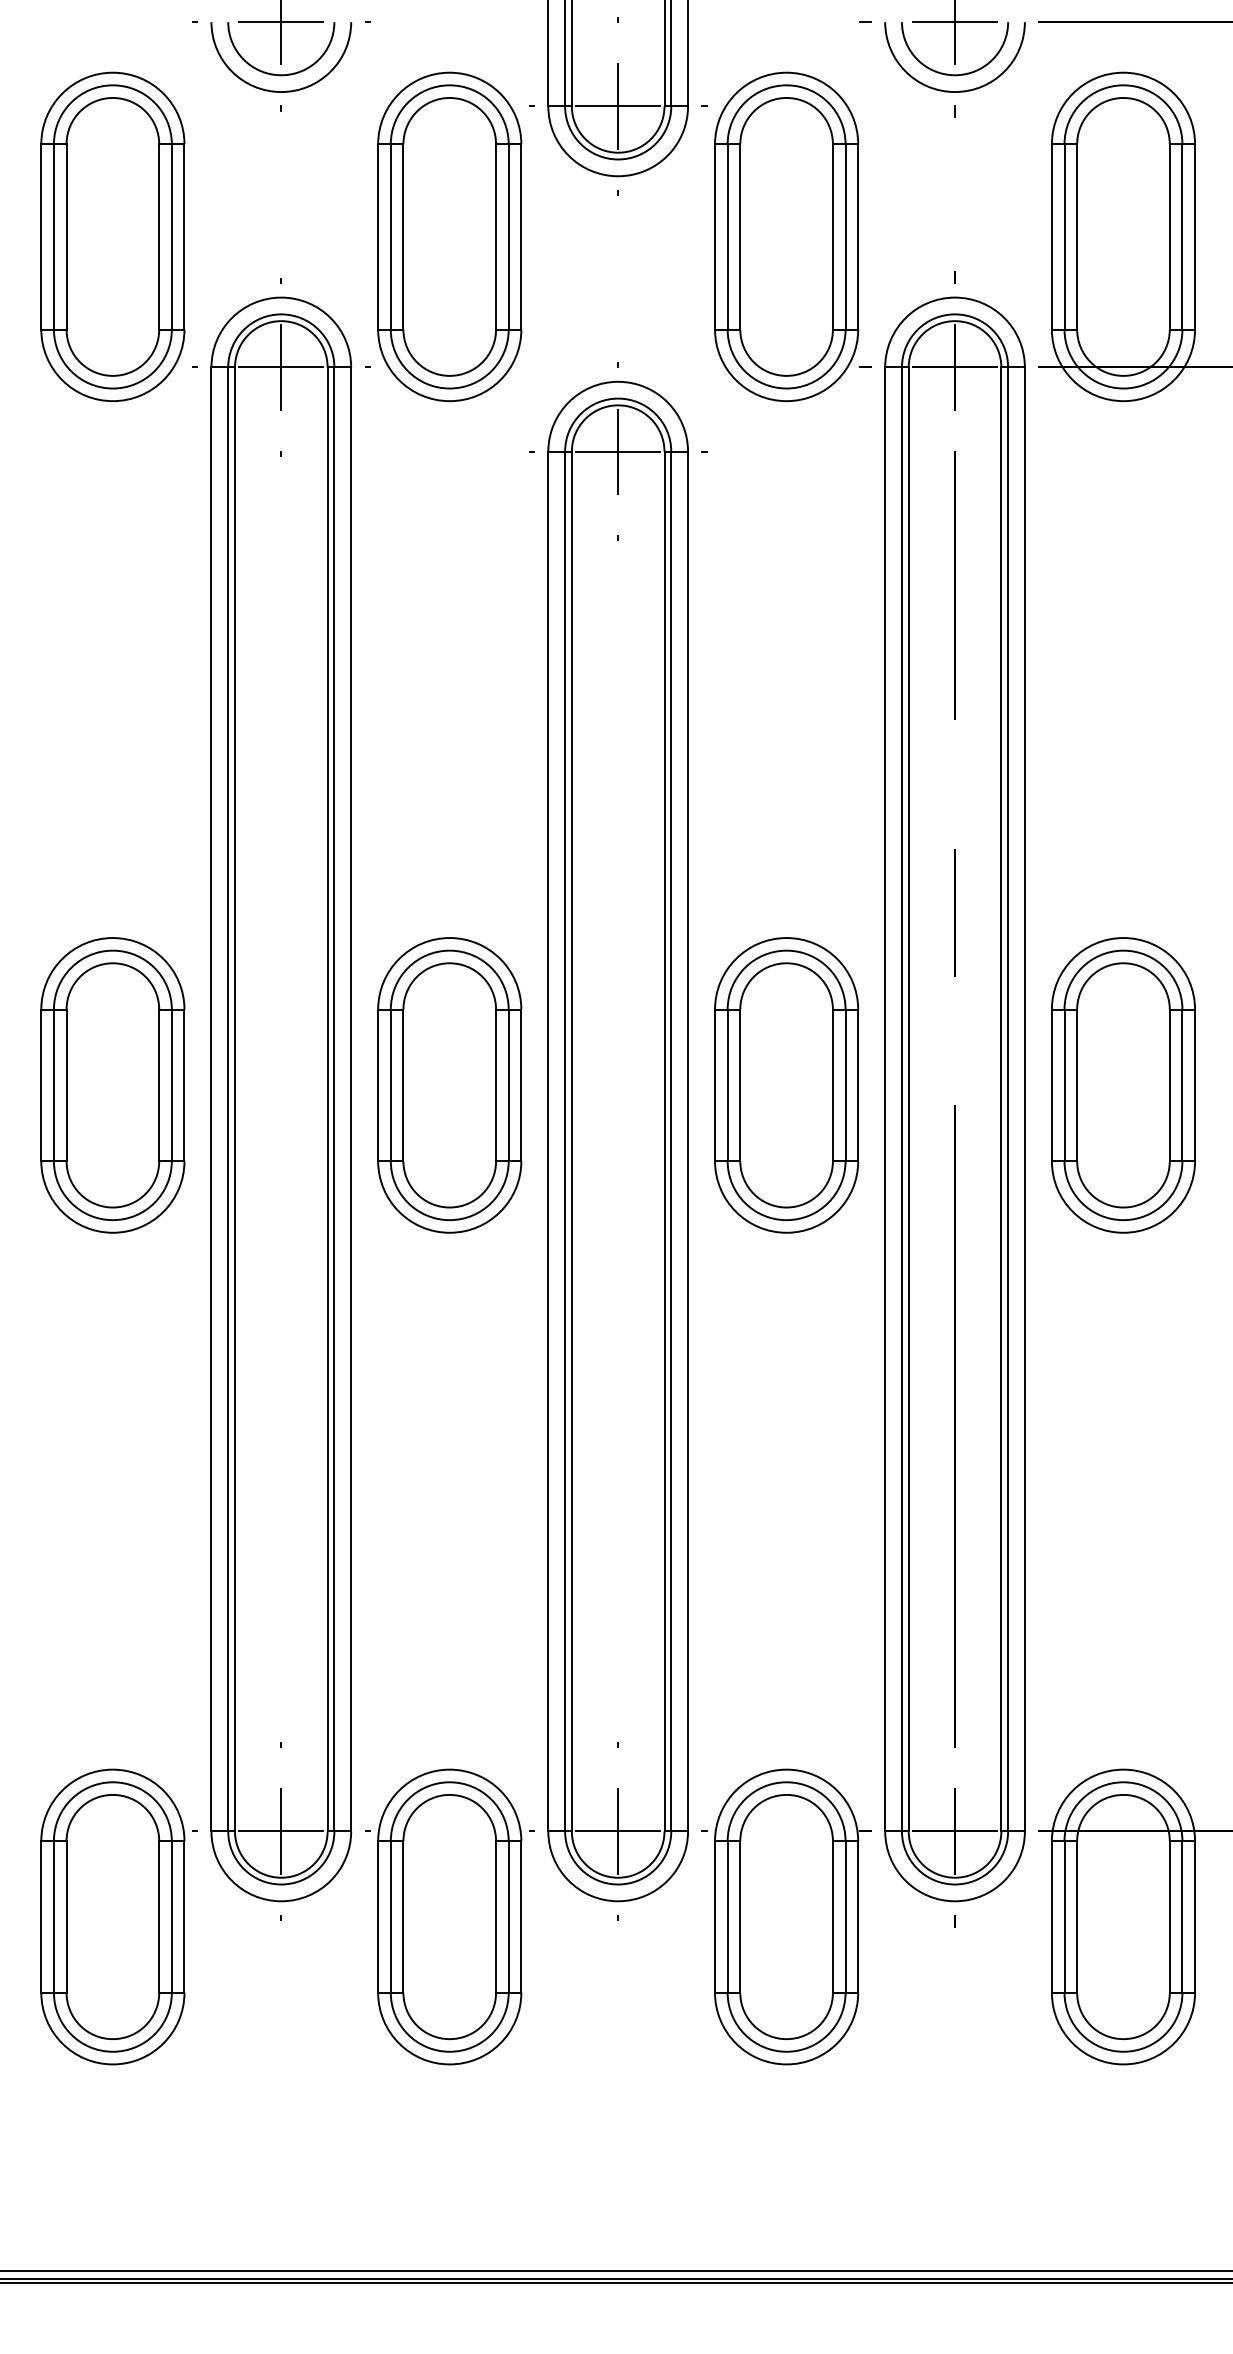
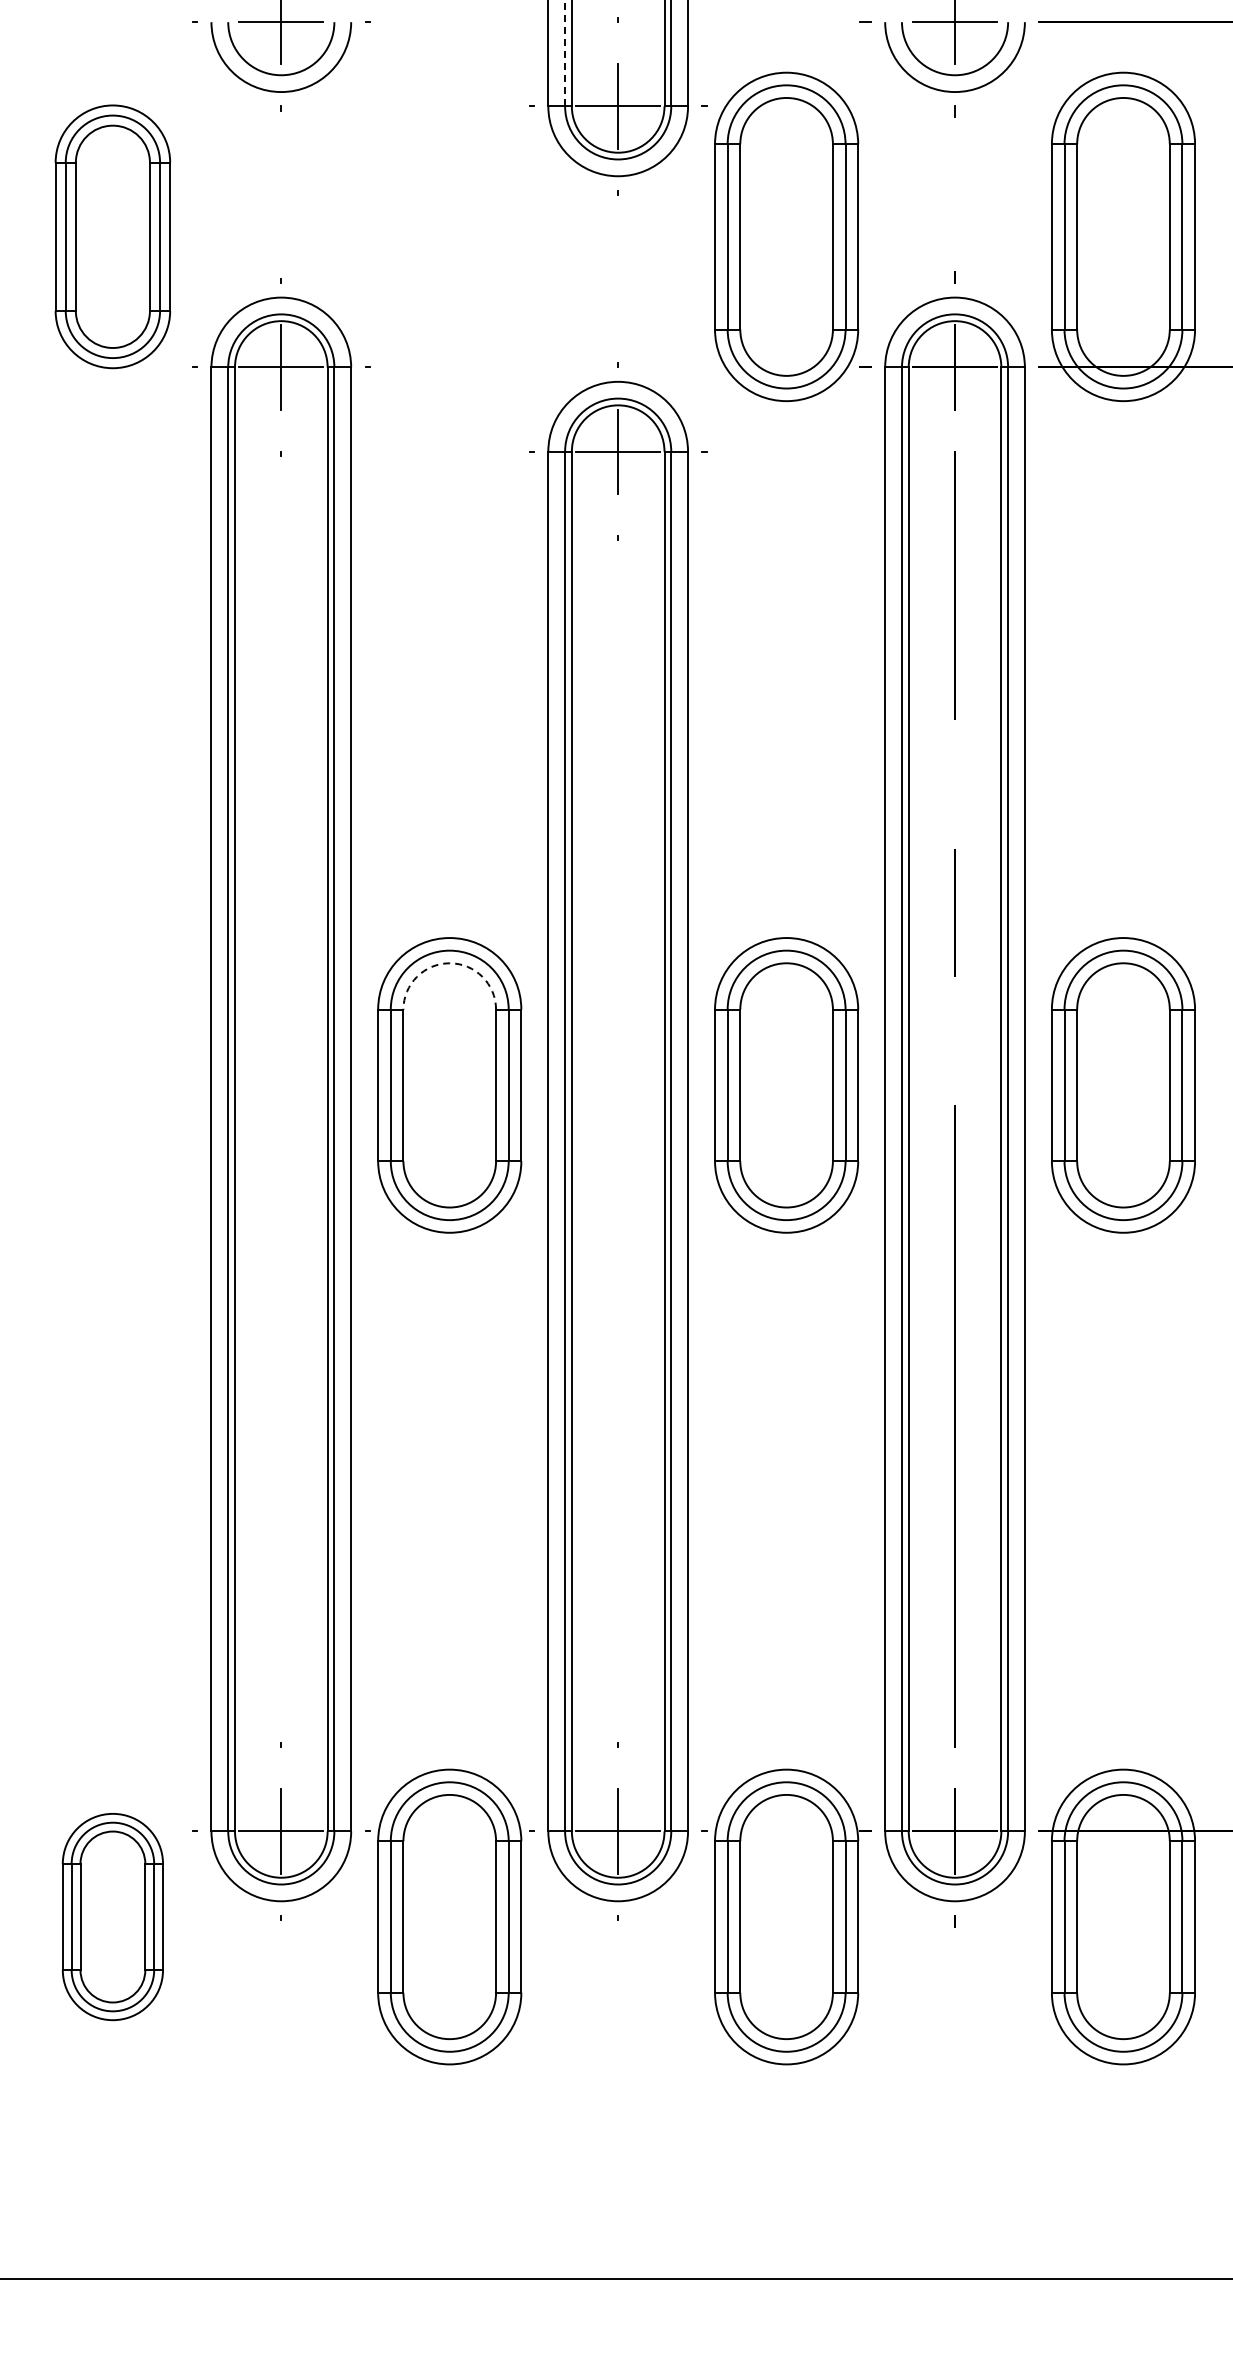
line: solid -> dashed (565, 53)
part size: 146x331 px -> 118x266 px (112, 236)
part: present -> none (449, 236)
arc: solid -> dashed (449, 963)
part: present -> none (112, 1085)
part size: 146x298 px -> 103x209 px (112, 1917)
line: present -> none (615, 2270)
line: present -> none (615, 2283)
